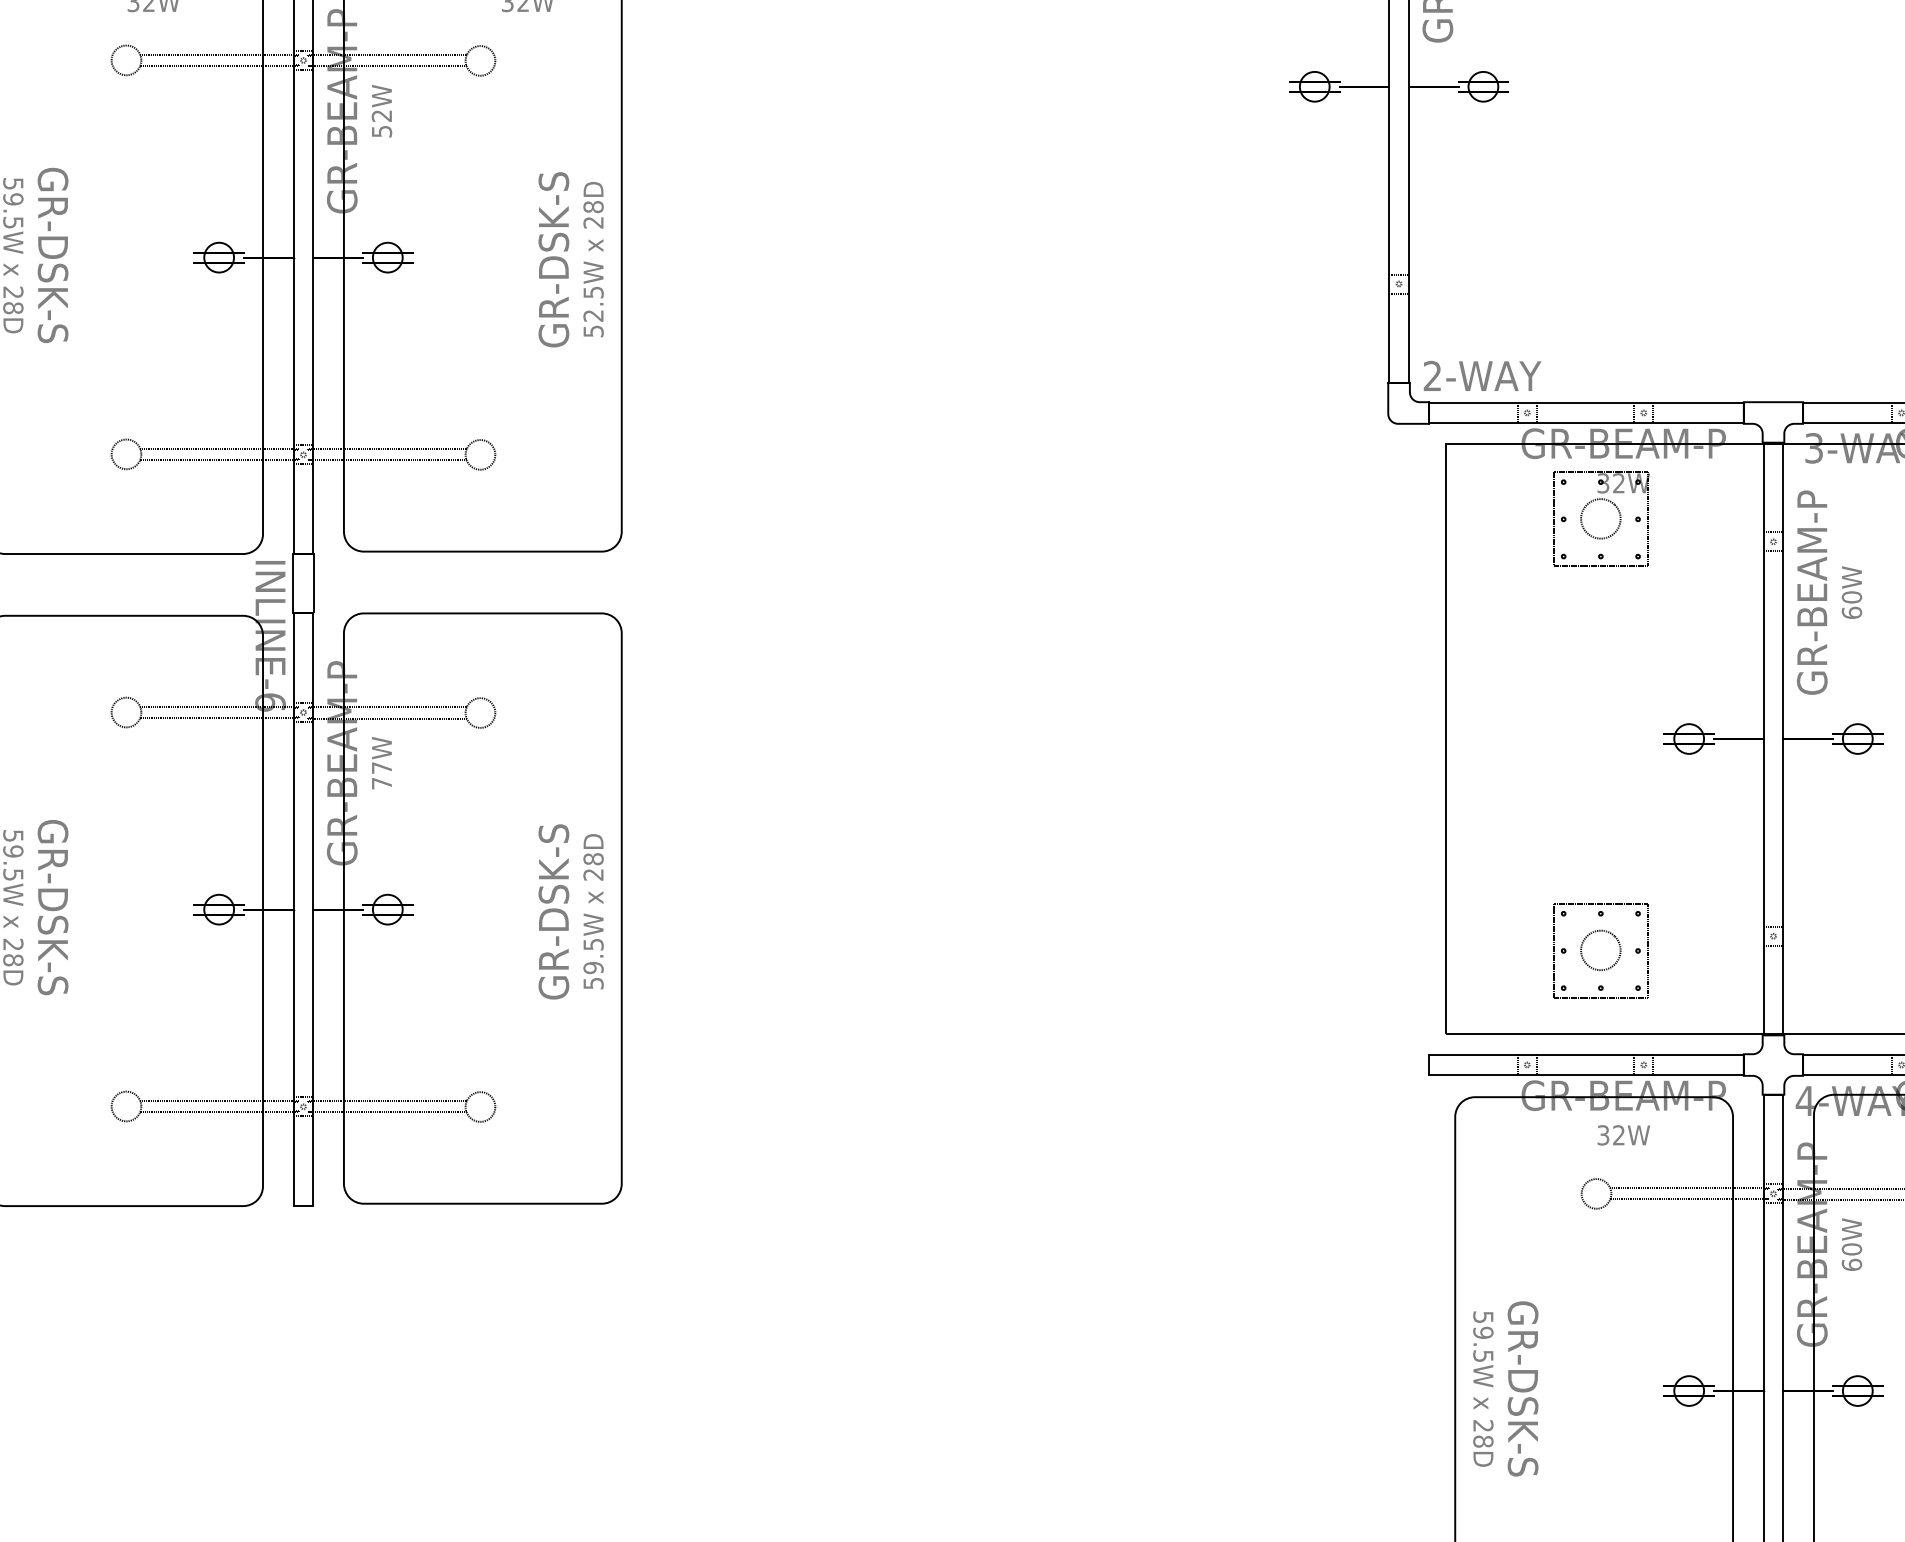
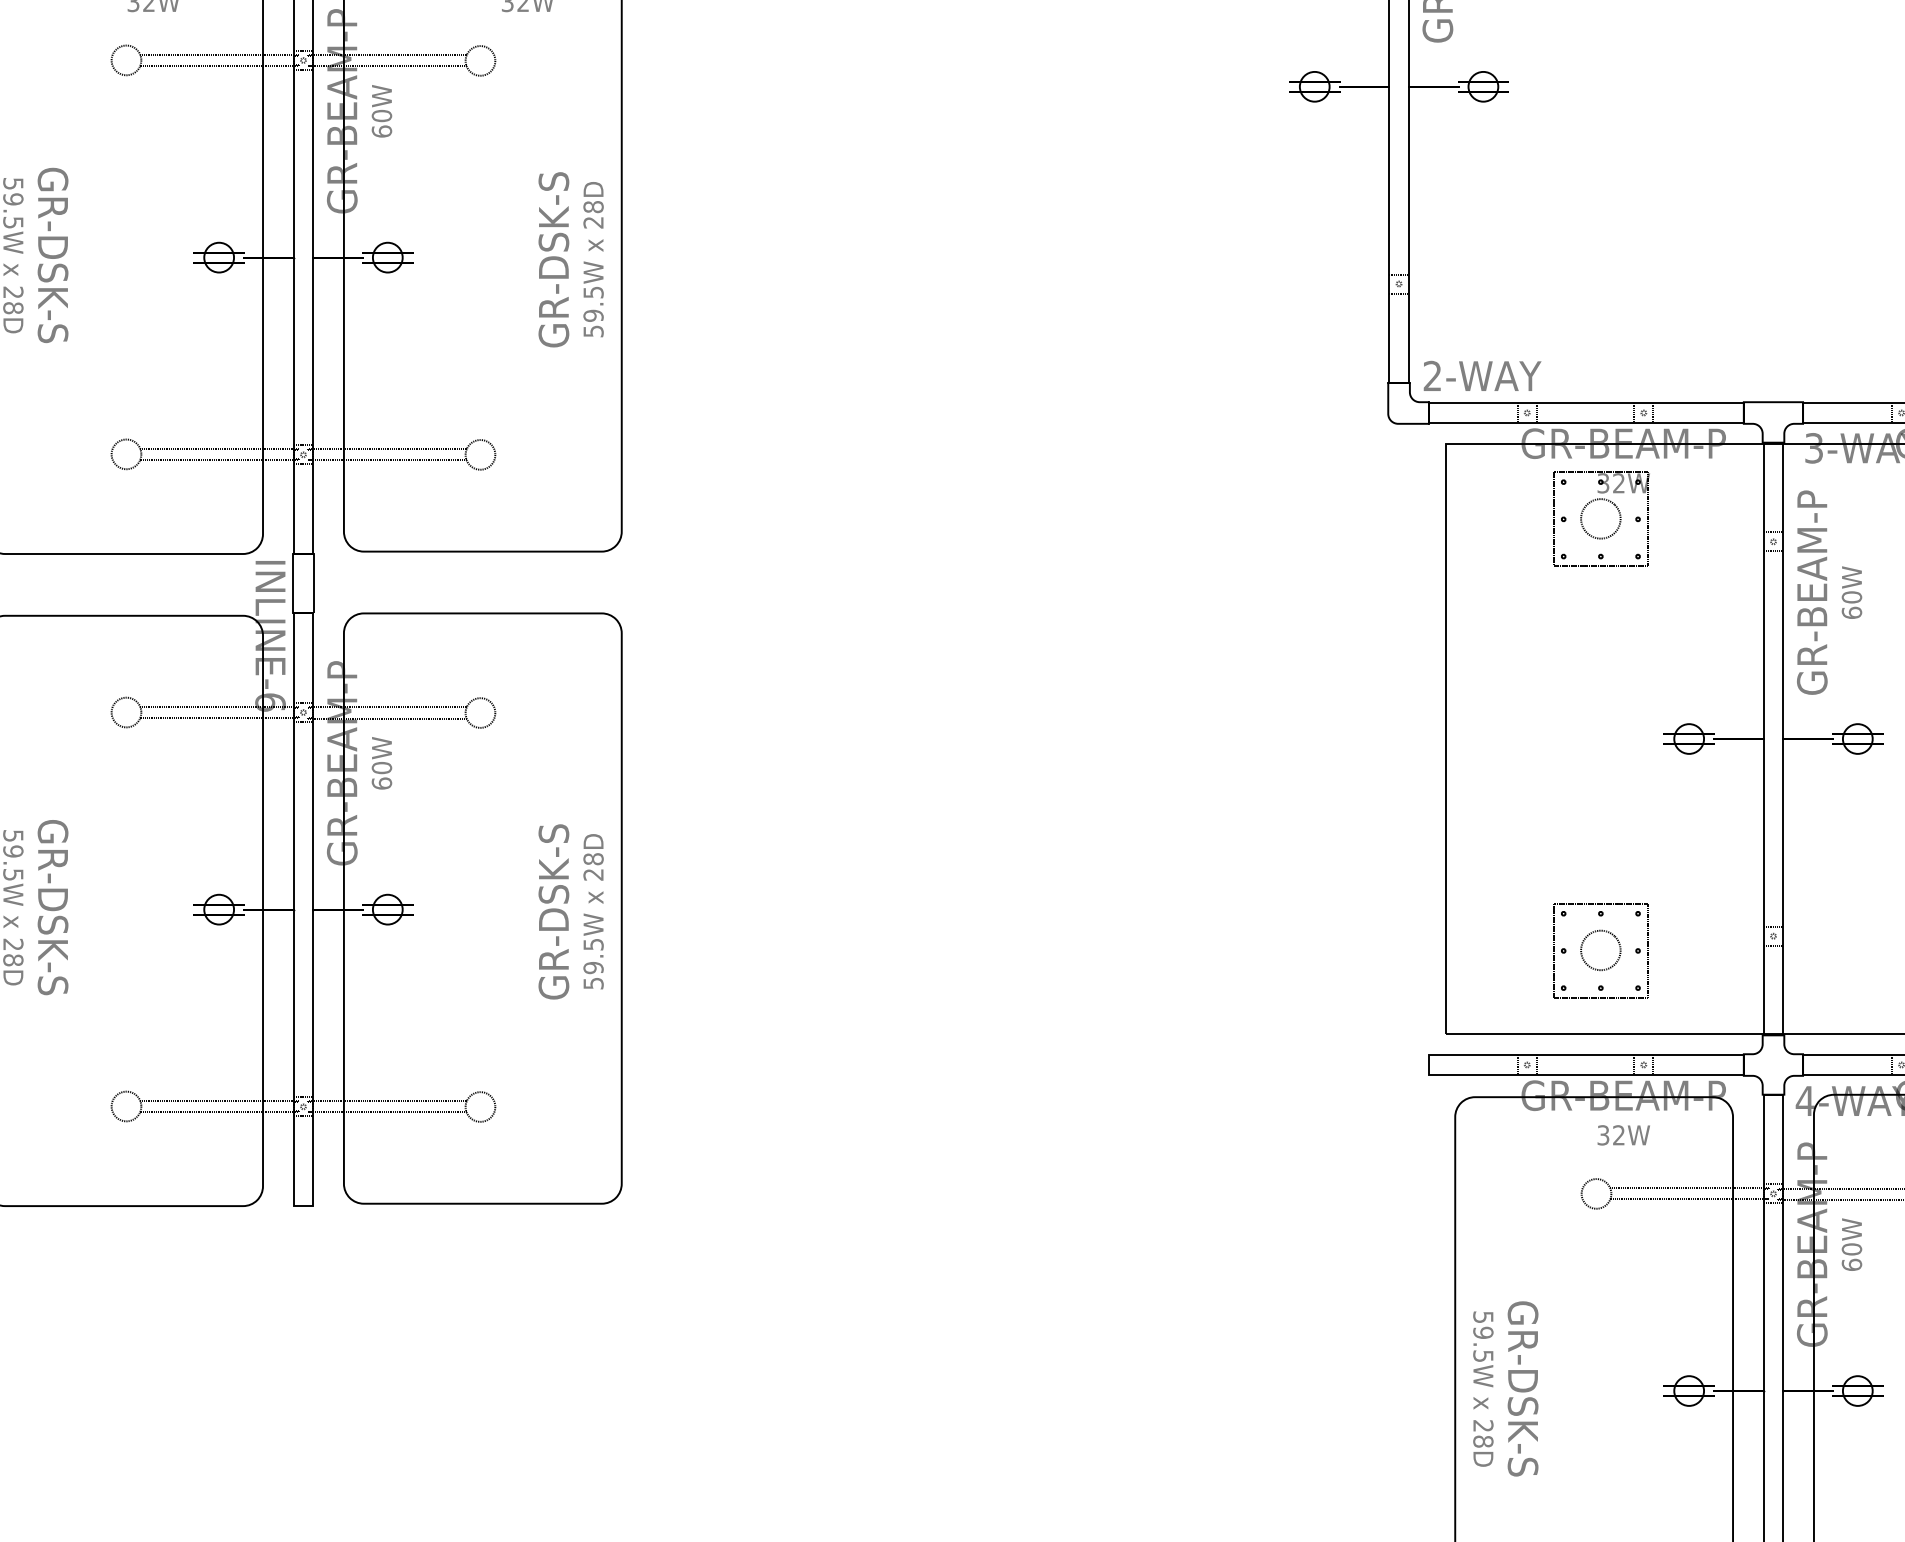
text: 52W -> 60W (381, 123)
text: 52.5W -> 59.5W (593, 315)
text: 77W -> 60W (381, 775)
